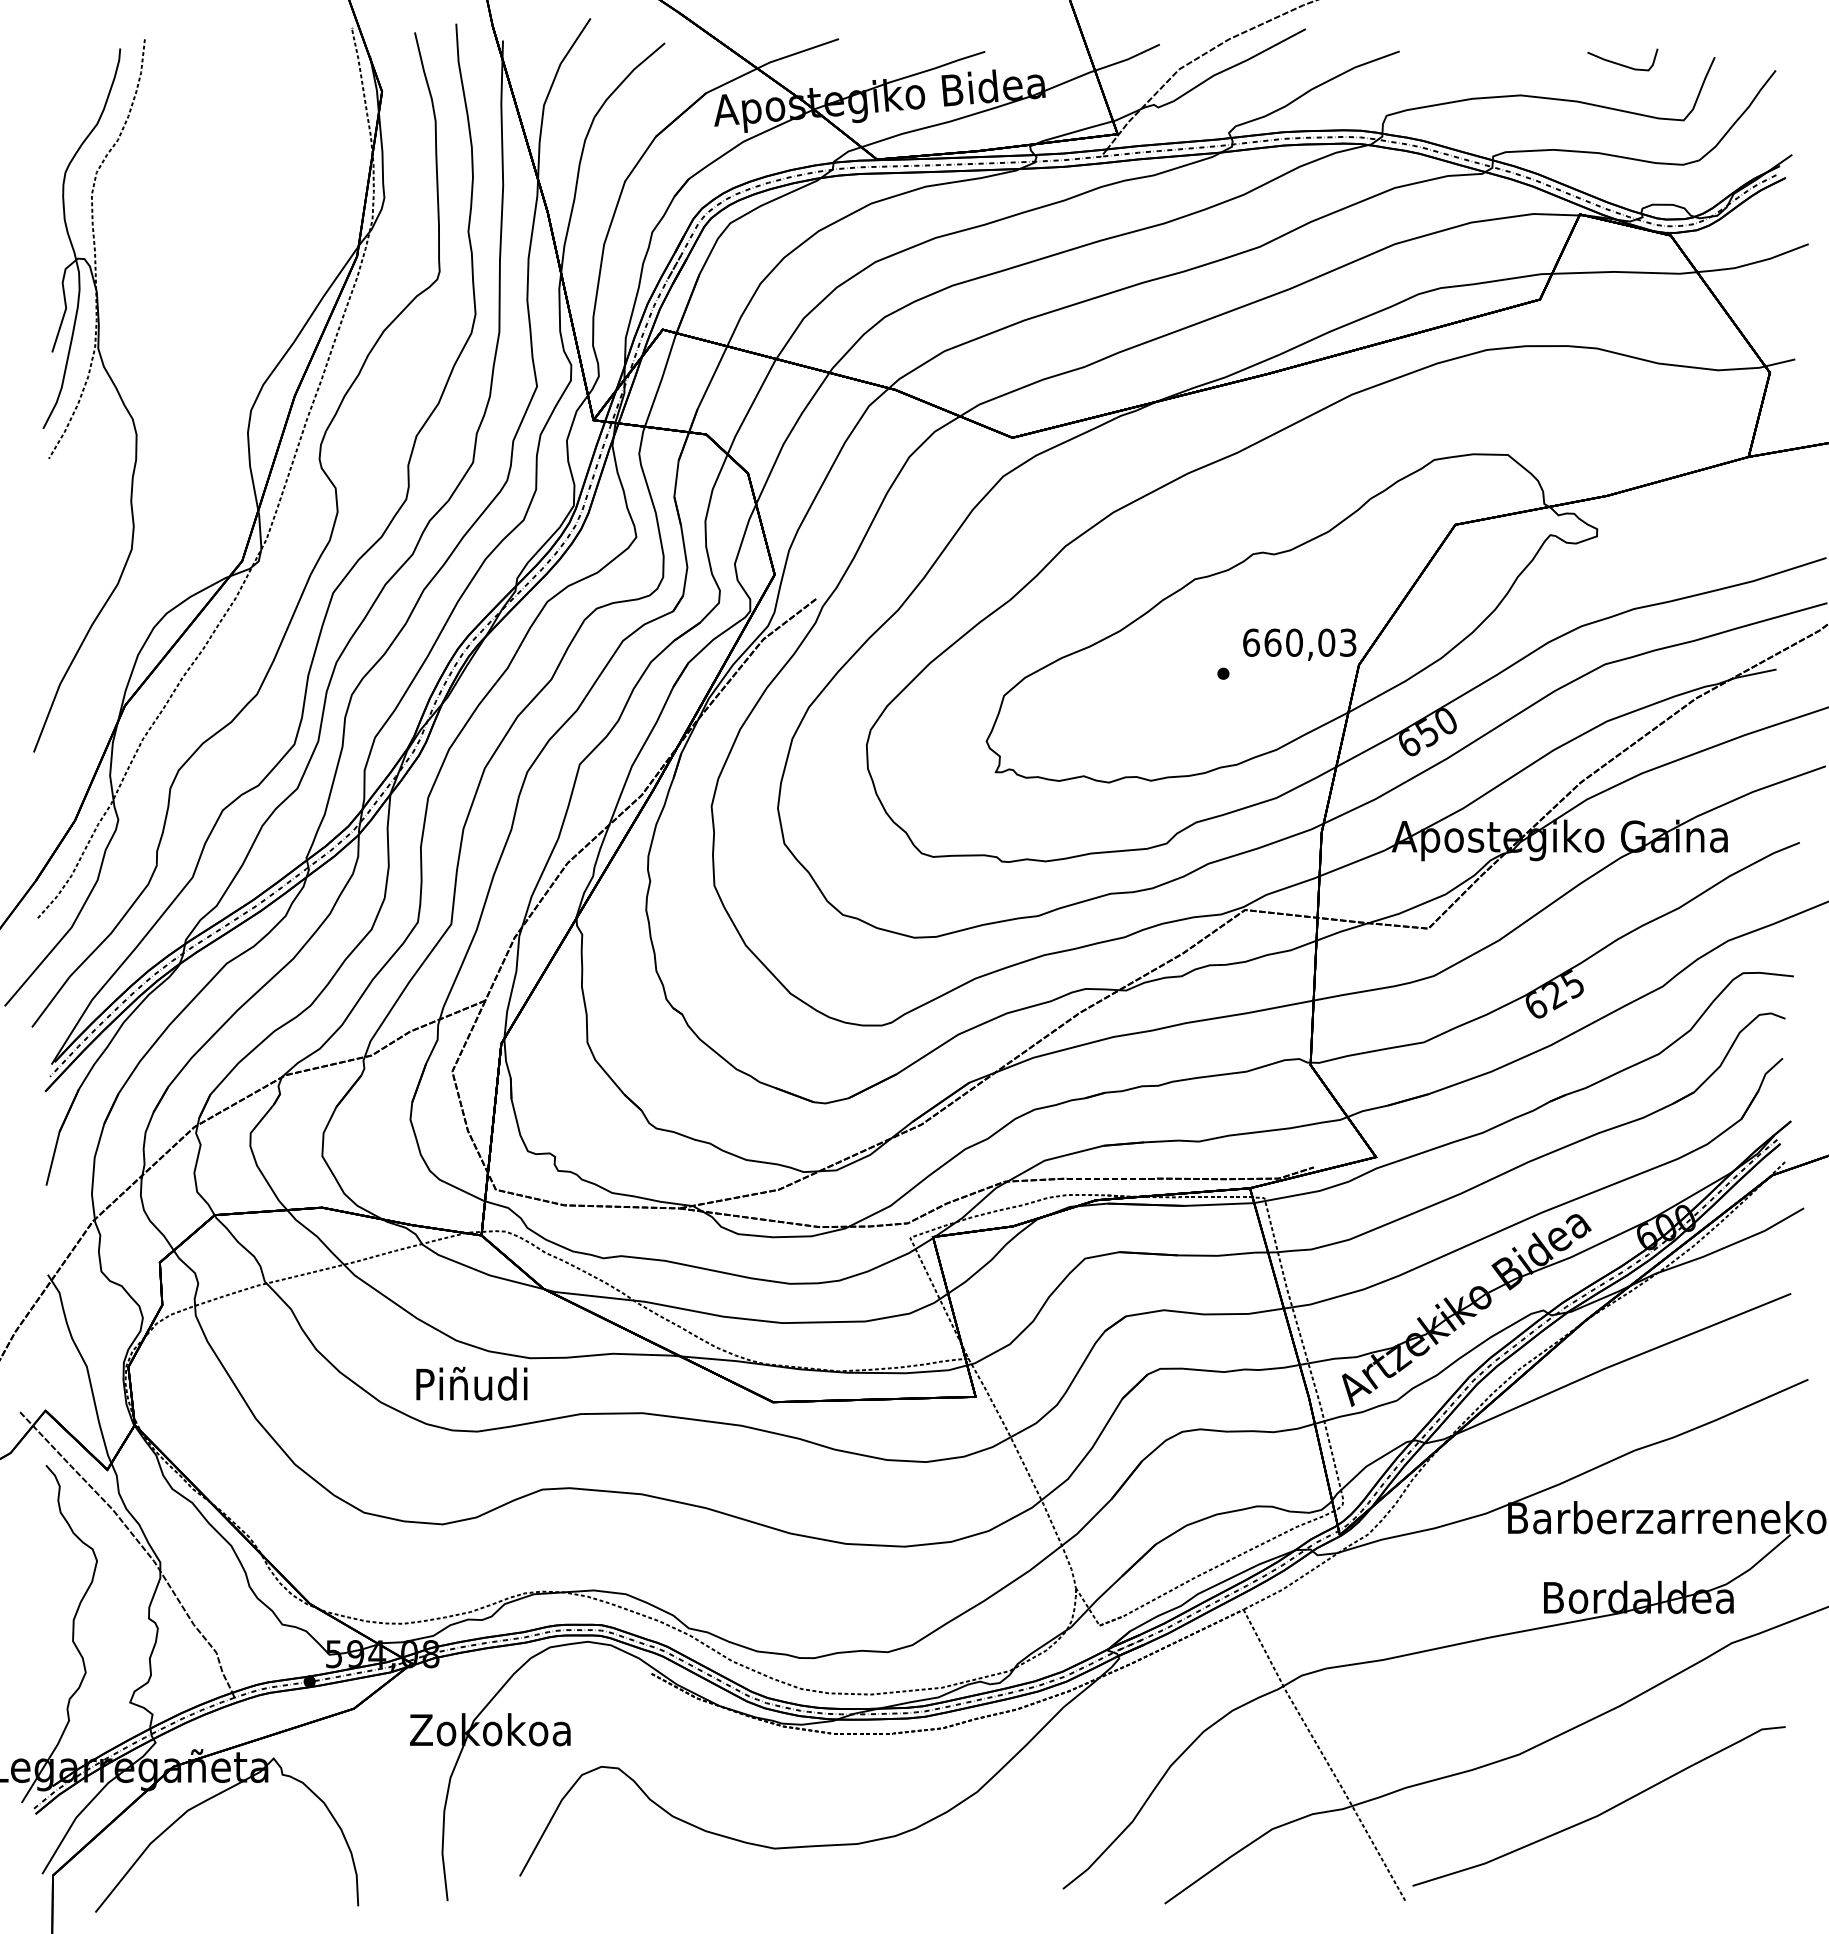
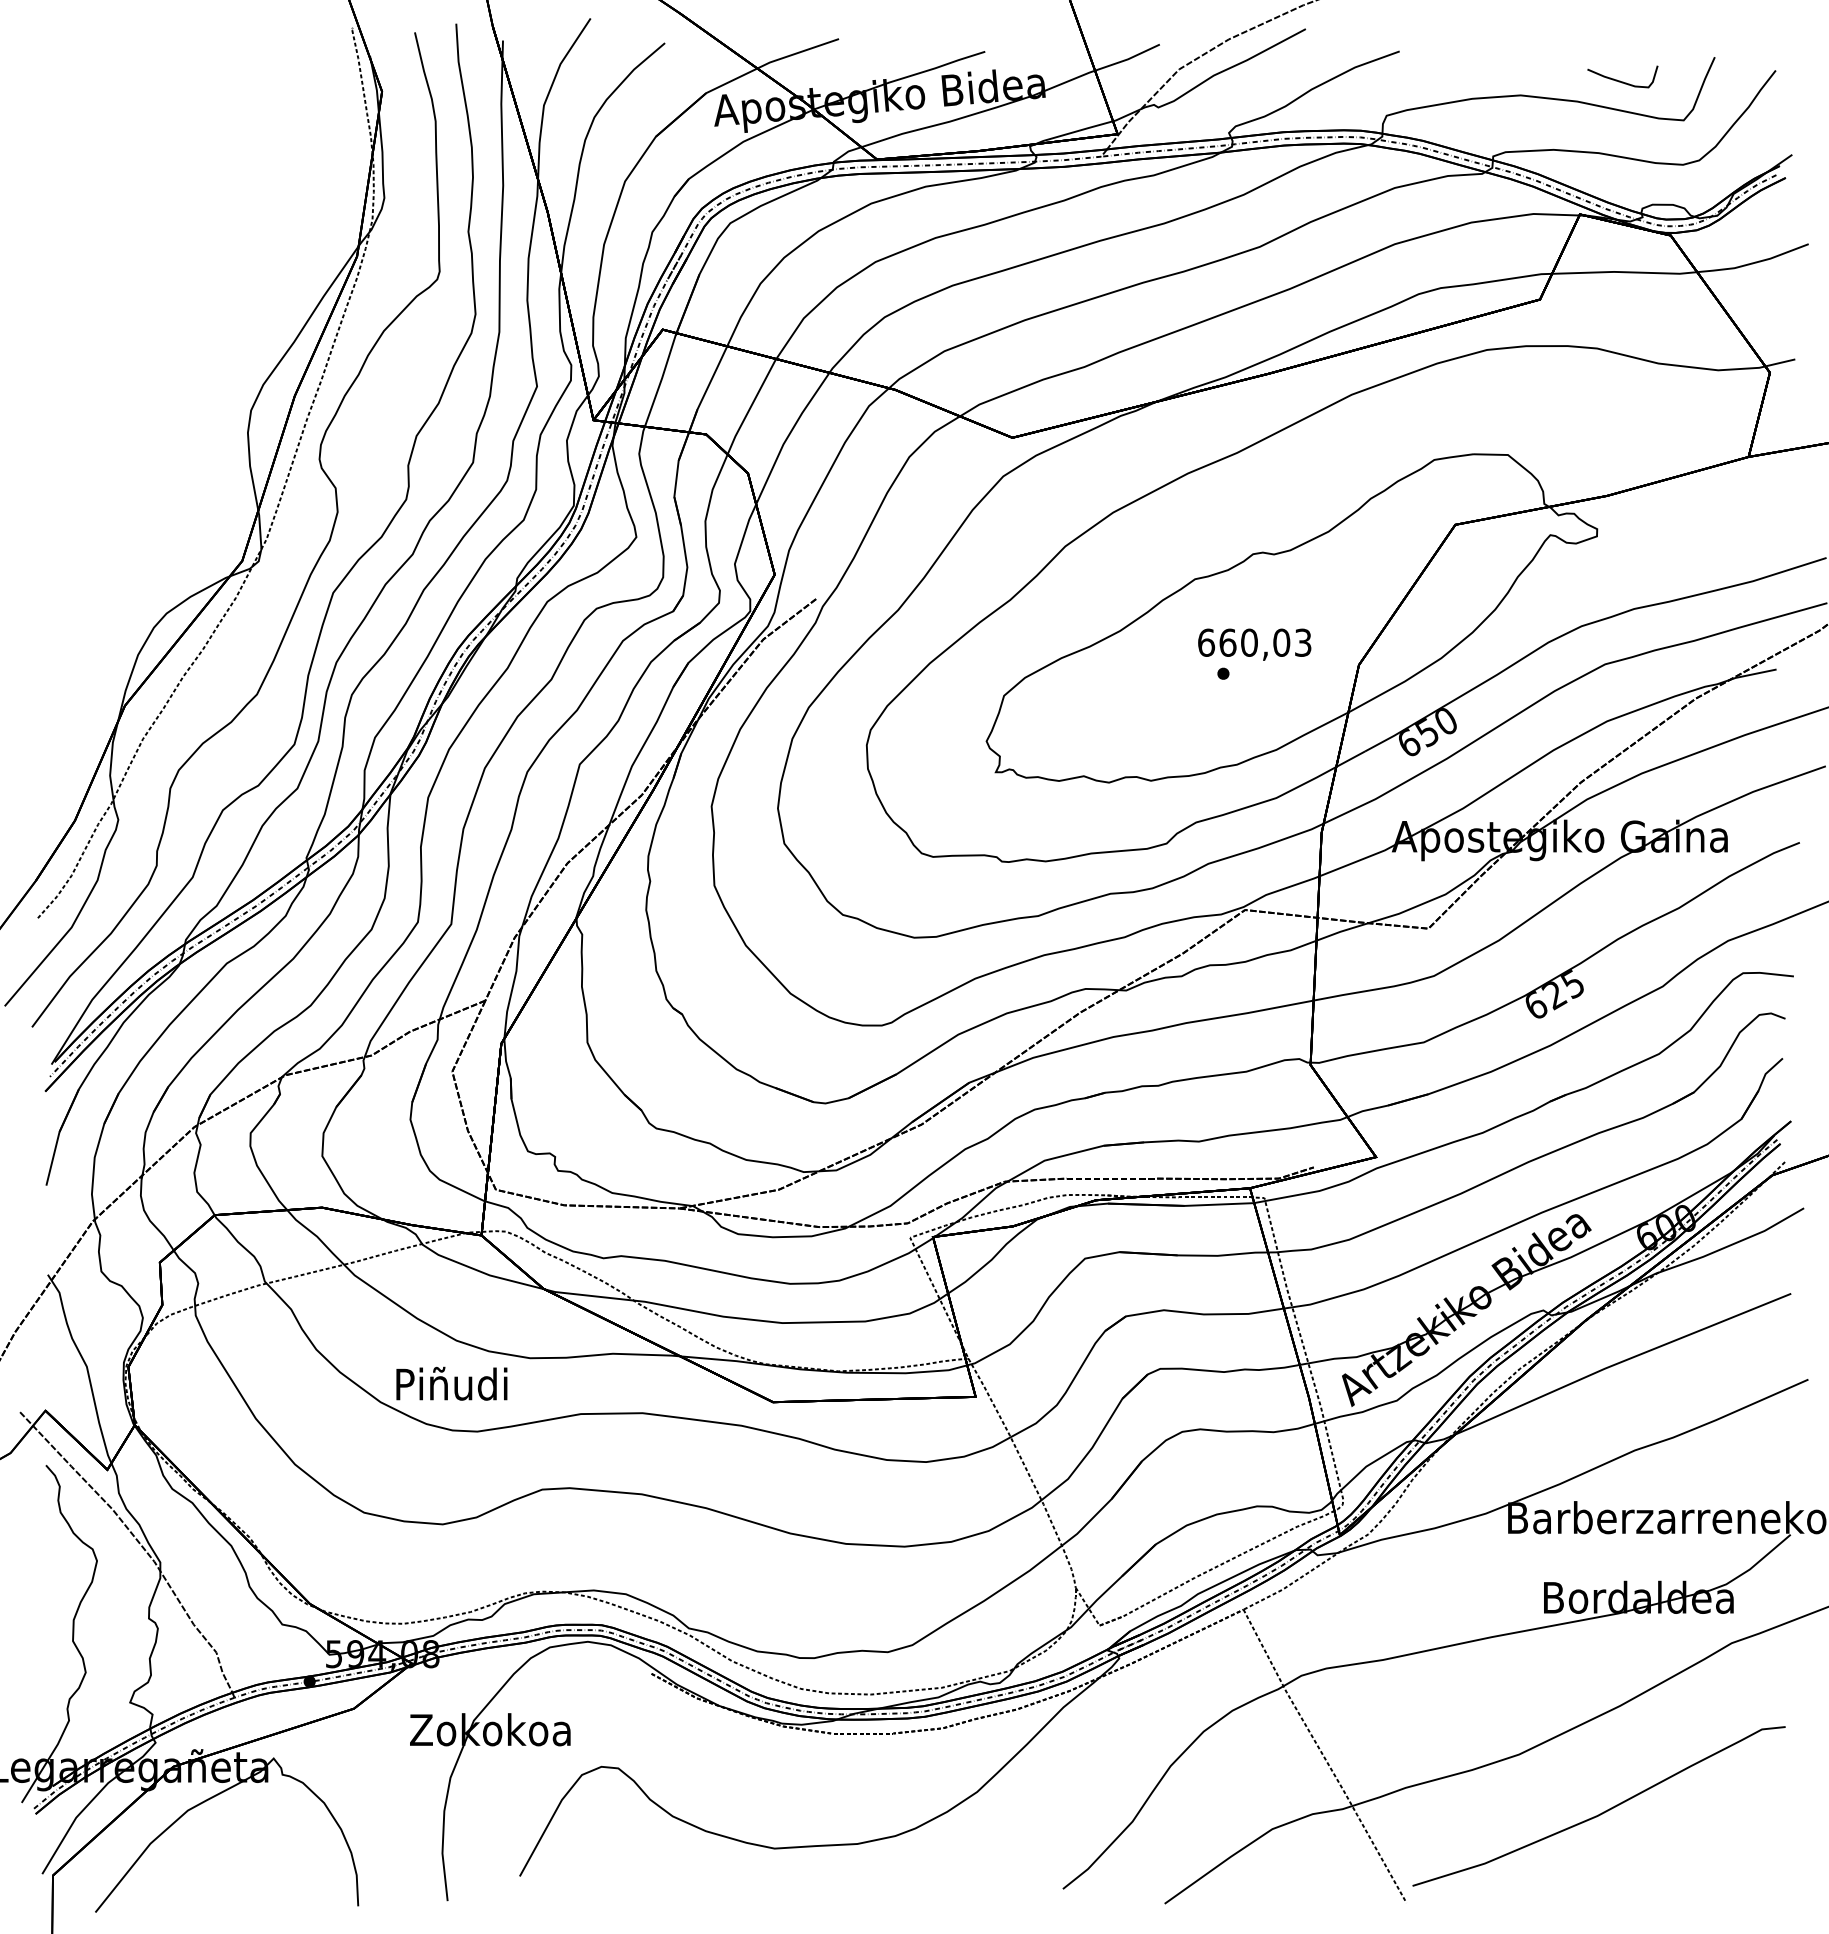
curve position: (1620, 63) -> (1620, 80) (1620, 80)
part: present -> none (82, 395)
text position: (1299, 644) -> (1254, 644) (1254, 644)
text position: (471, 1383) -> (451, 1383) (451, 1383)
